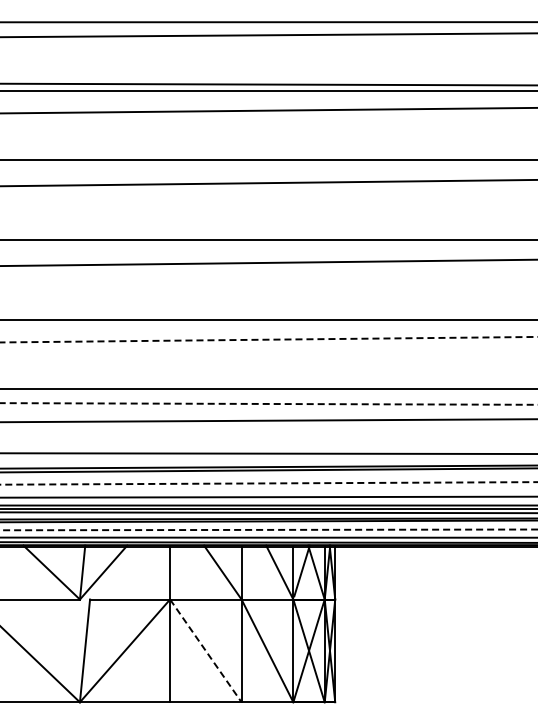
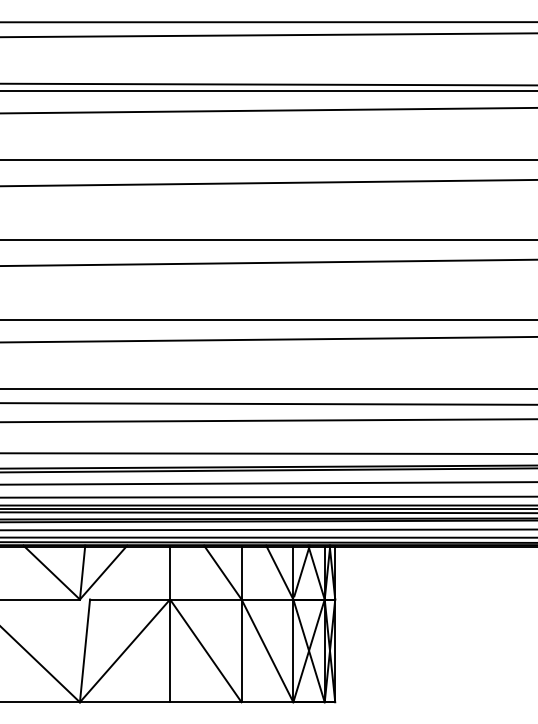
line: dashed -> solid (269, 339)
line: dashed -> solid (269, 403)
line: dashed -> solid (269, 483)
line: dashed -> solid (269, 529)
line: dashed -> solid (205, 650)
